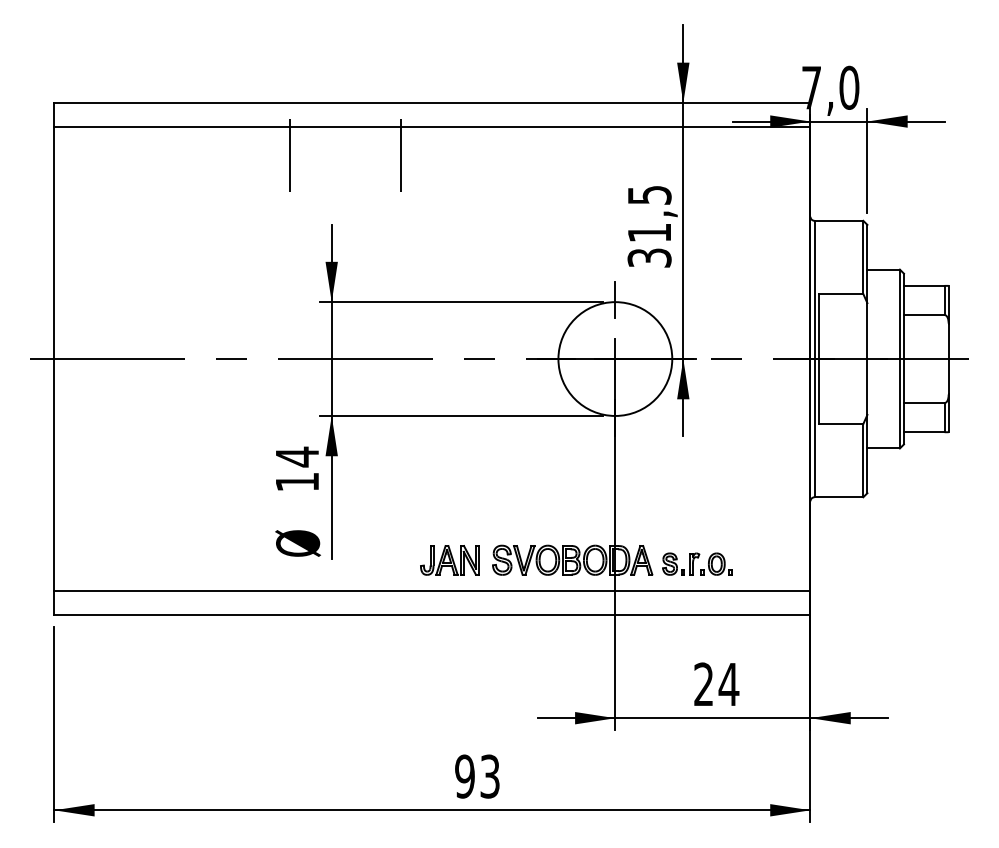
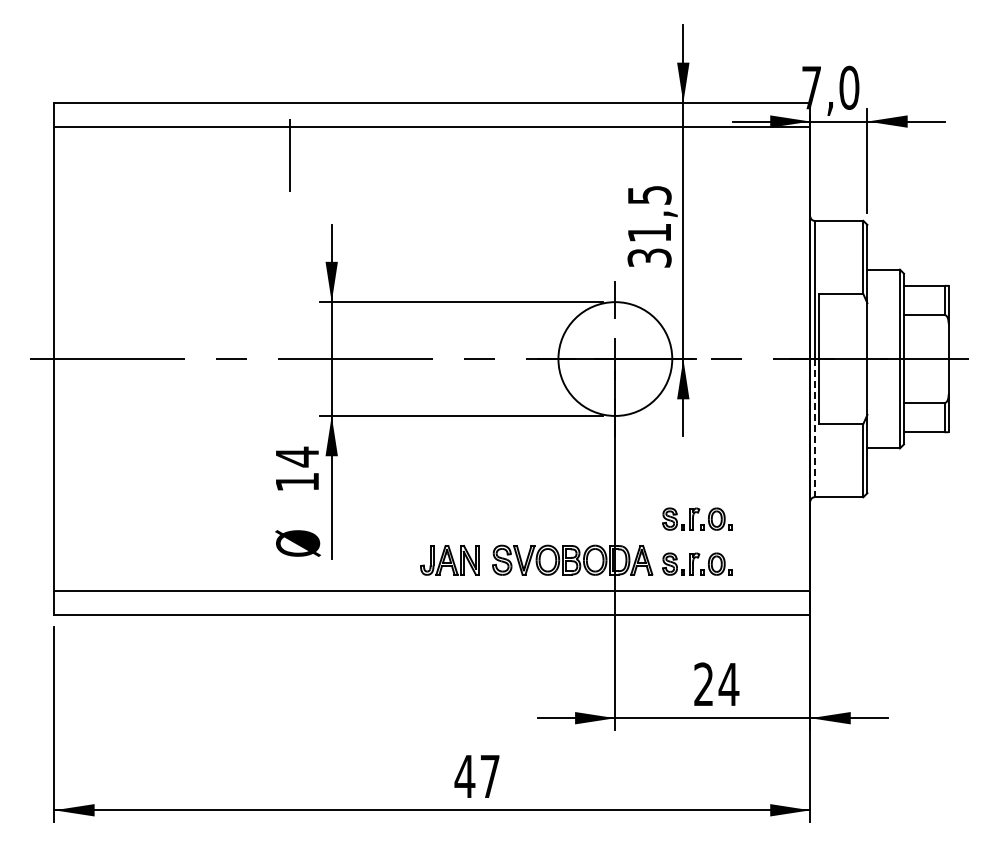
line: present -> none (400, 155)
line: solid -> dashed (814, 428)
part: none -> present (697, 518)
text: 93 -> 47 (476, 776)
